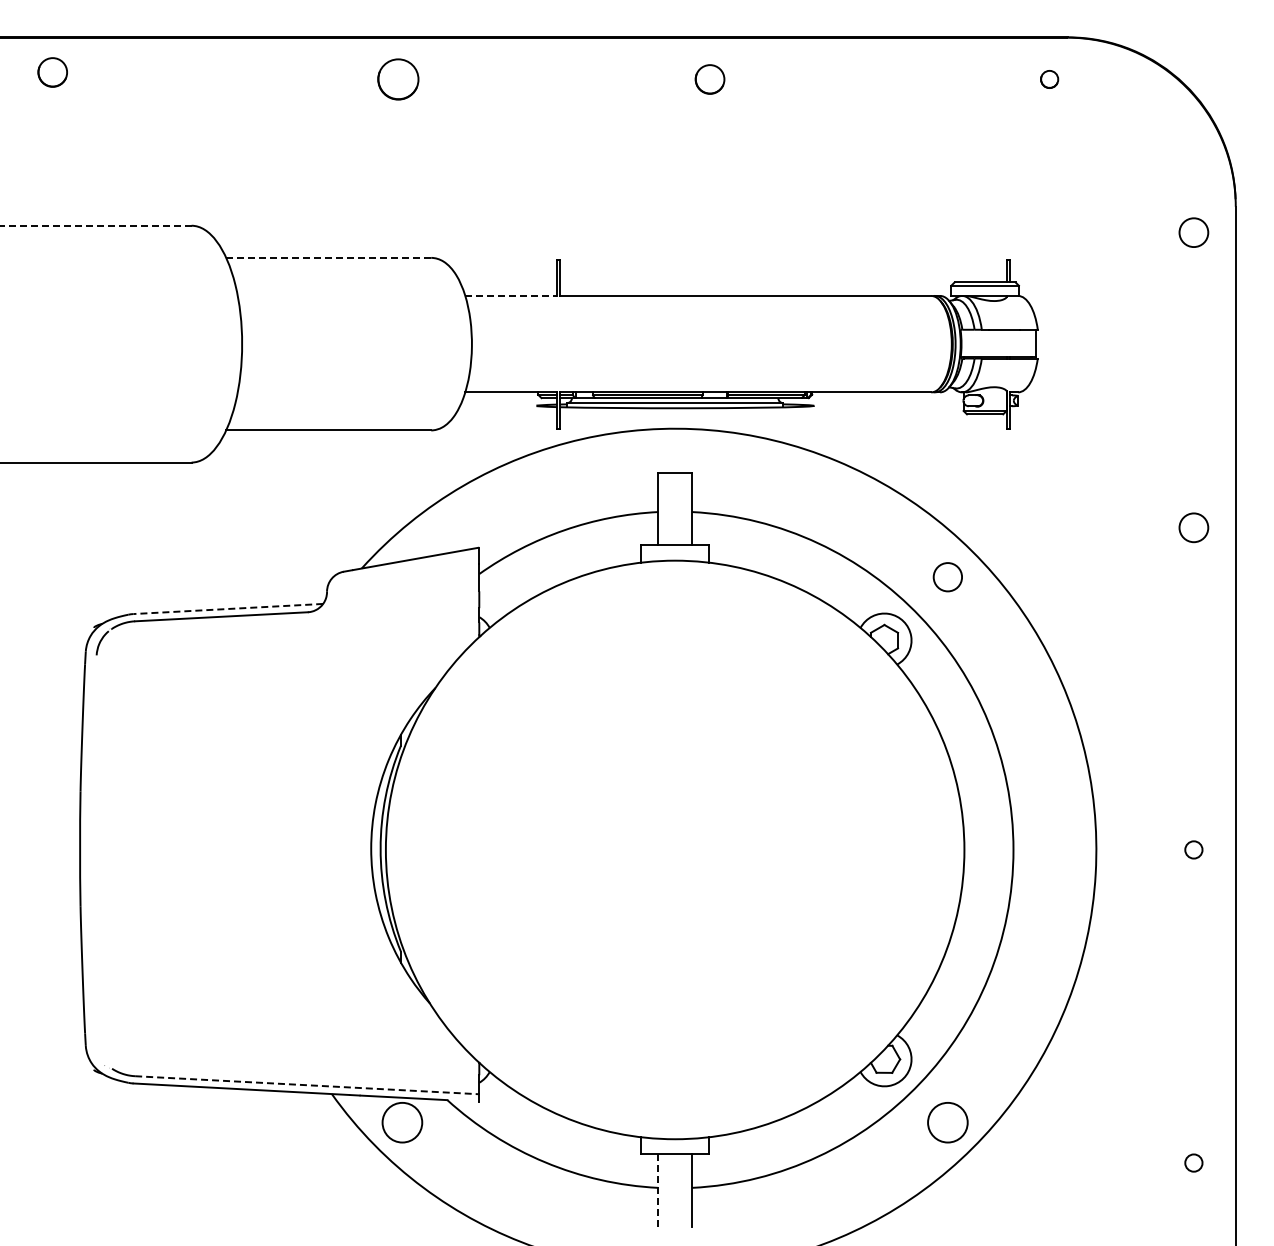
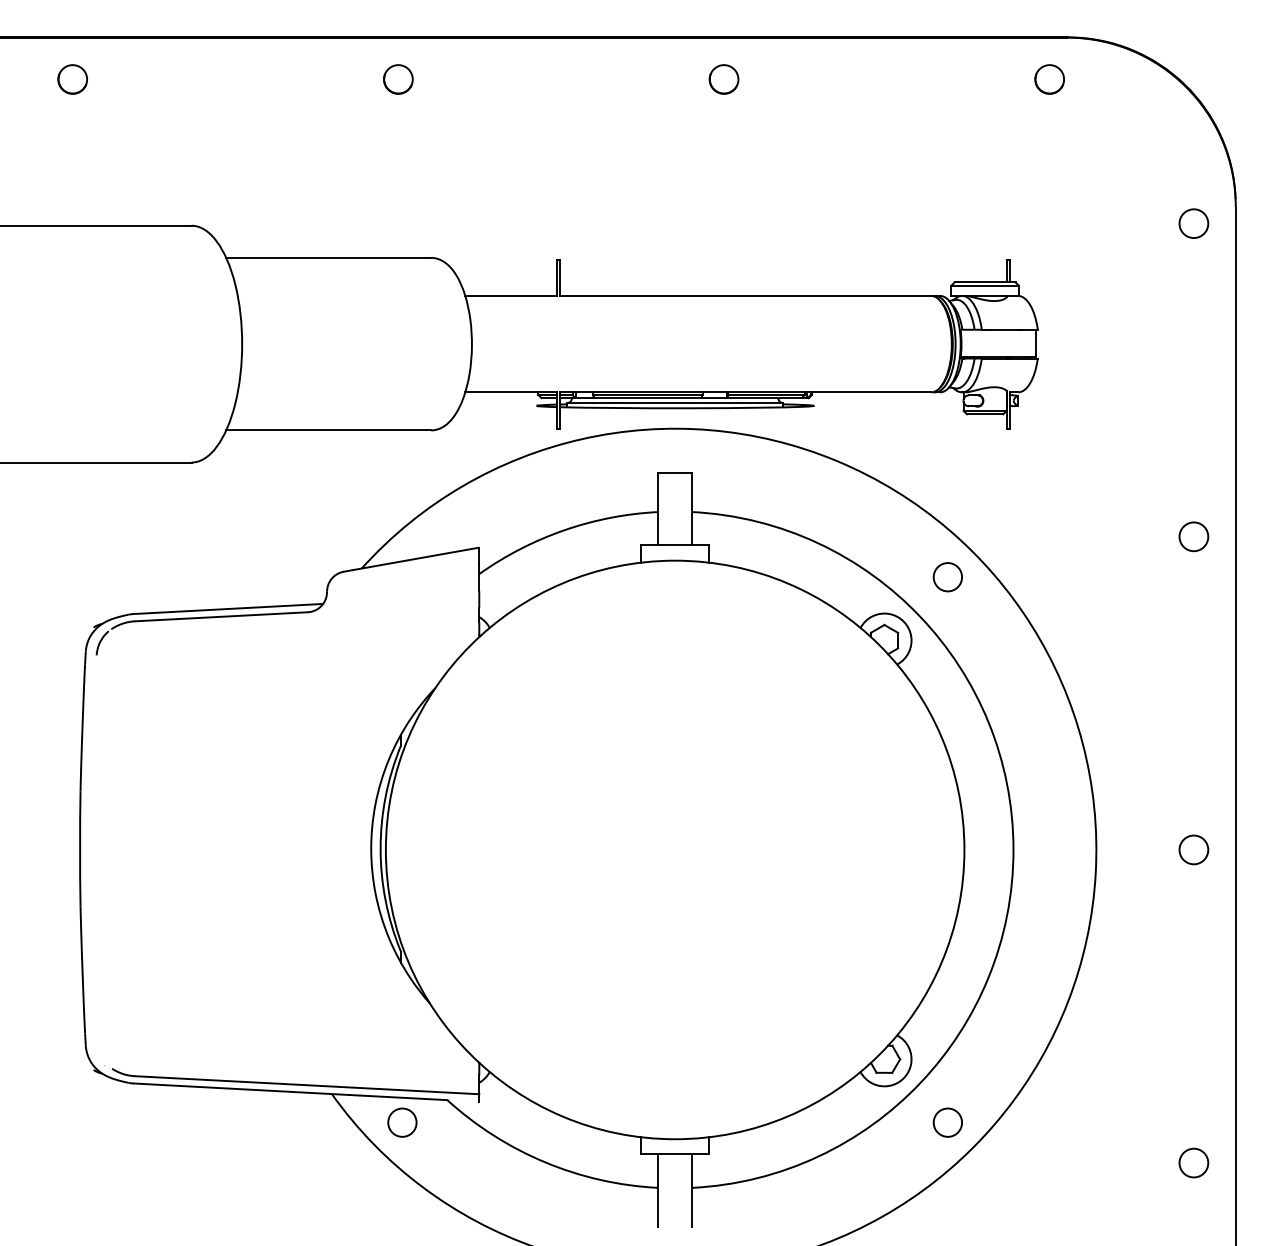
circle position: (52, 72) -> (72, 79) (72, 79)
circle size: 43x43 px -> 31x31 px (398, 79)
part position: (709, 79) -> (723, 79) (723, 79)
circle size: 20x19 px -> 31x31 px (1049, 79)
line: dashed -> solid (95, 225)
circle position: (1193, 232) -> (1193, 223) (1193, 223)
line: dashed -> solid (328, 257)
line: dashed -> solid (511, 295)
circle position: (1193, 527) -> (1193, 536) (1193, 536)
line: dashed -> solid (228, 608)
circle diameter: 17 px -> 29 px (1193, 849)
line: dashed -> solid (307, 1085)
circle diameter: 40 px -> 28 px (402, 1122)
circle diameter: 40 px -> 28 px (947, 1122)
circle diameter: 17 px -> 29 px (1193, 1162)
line: dashed -> solid (658, 1191)
